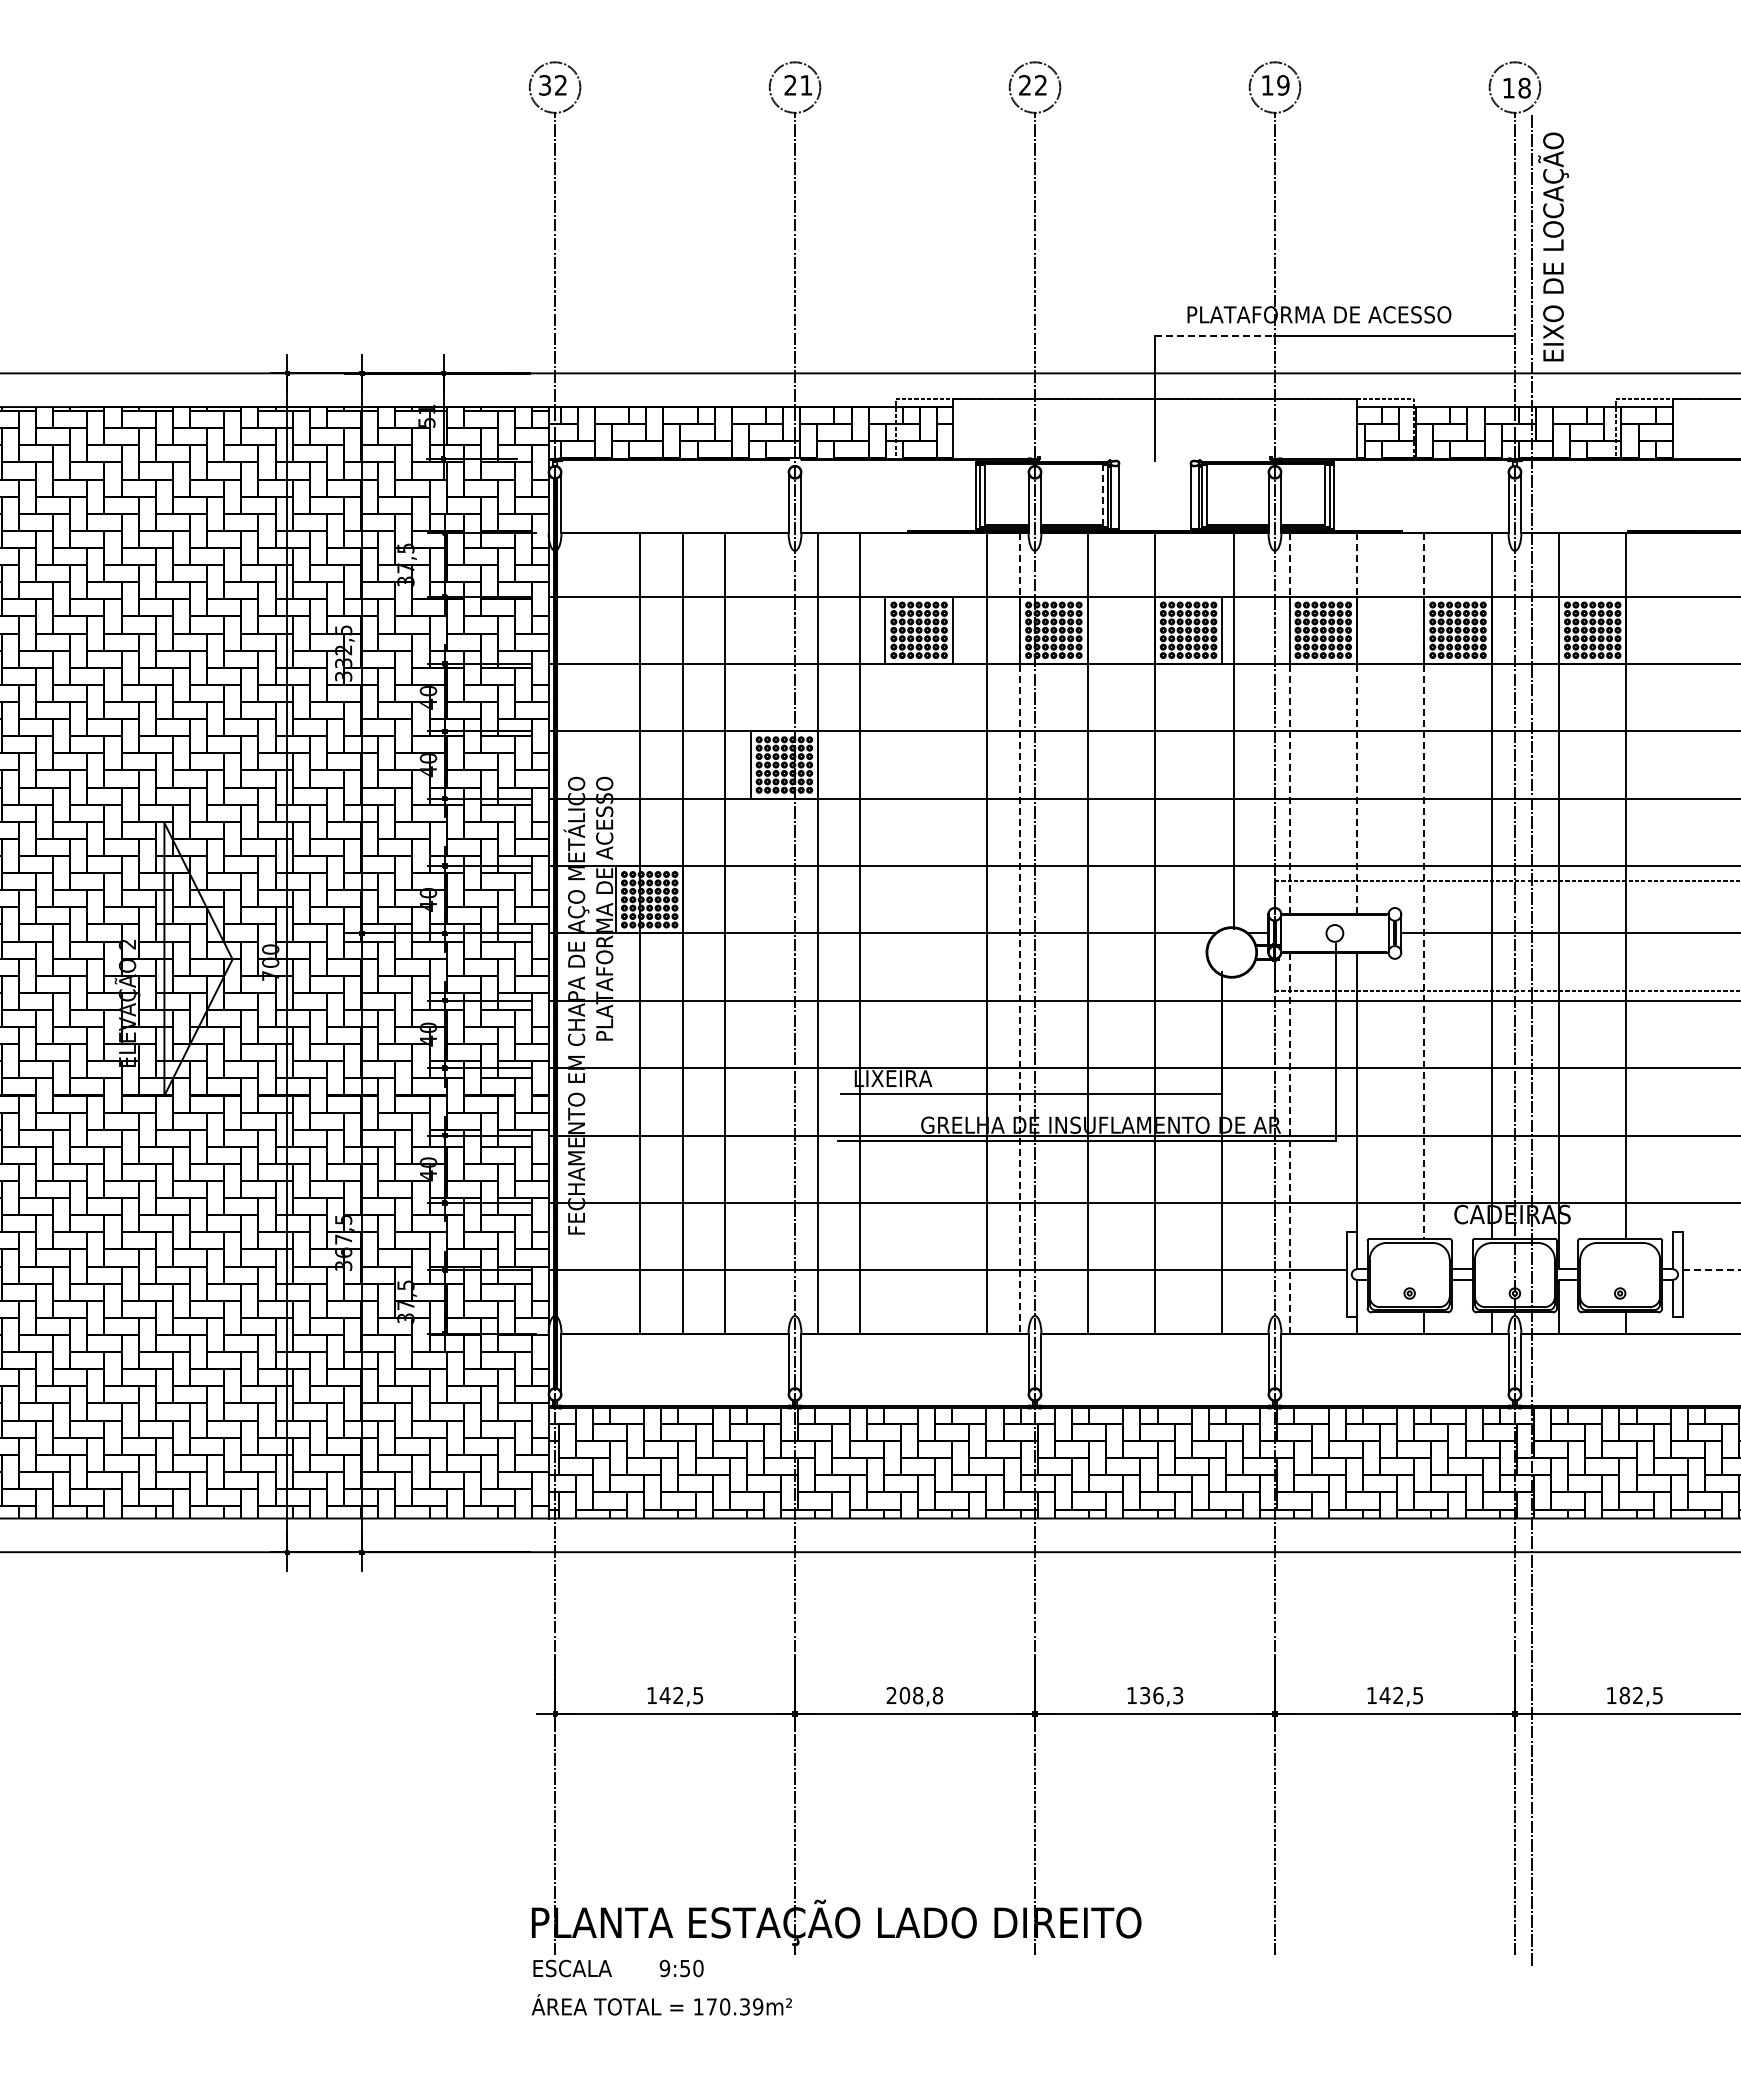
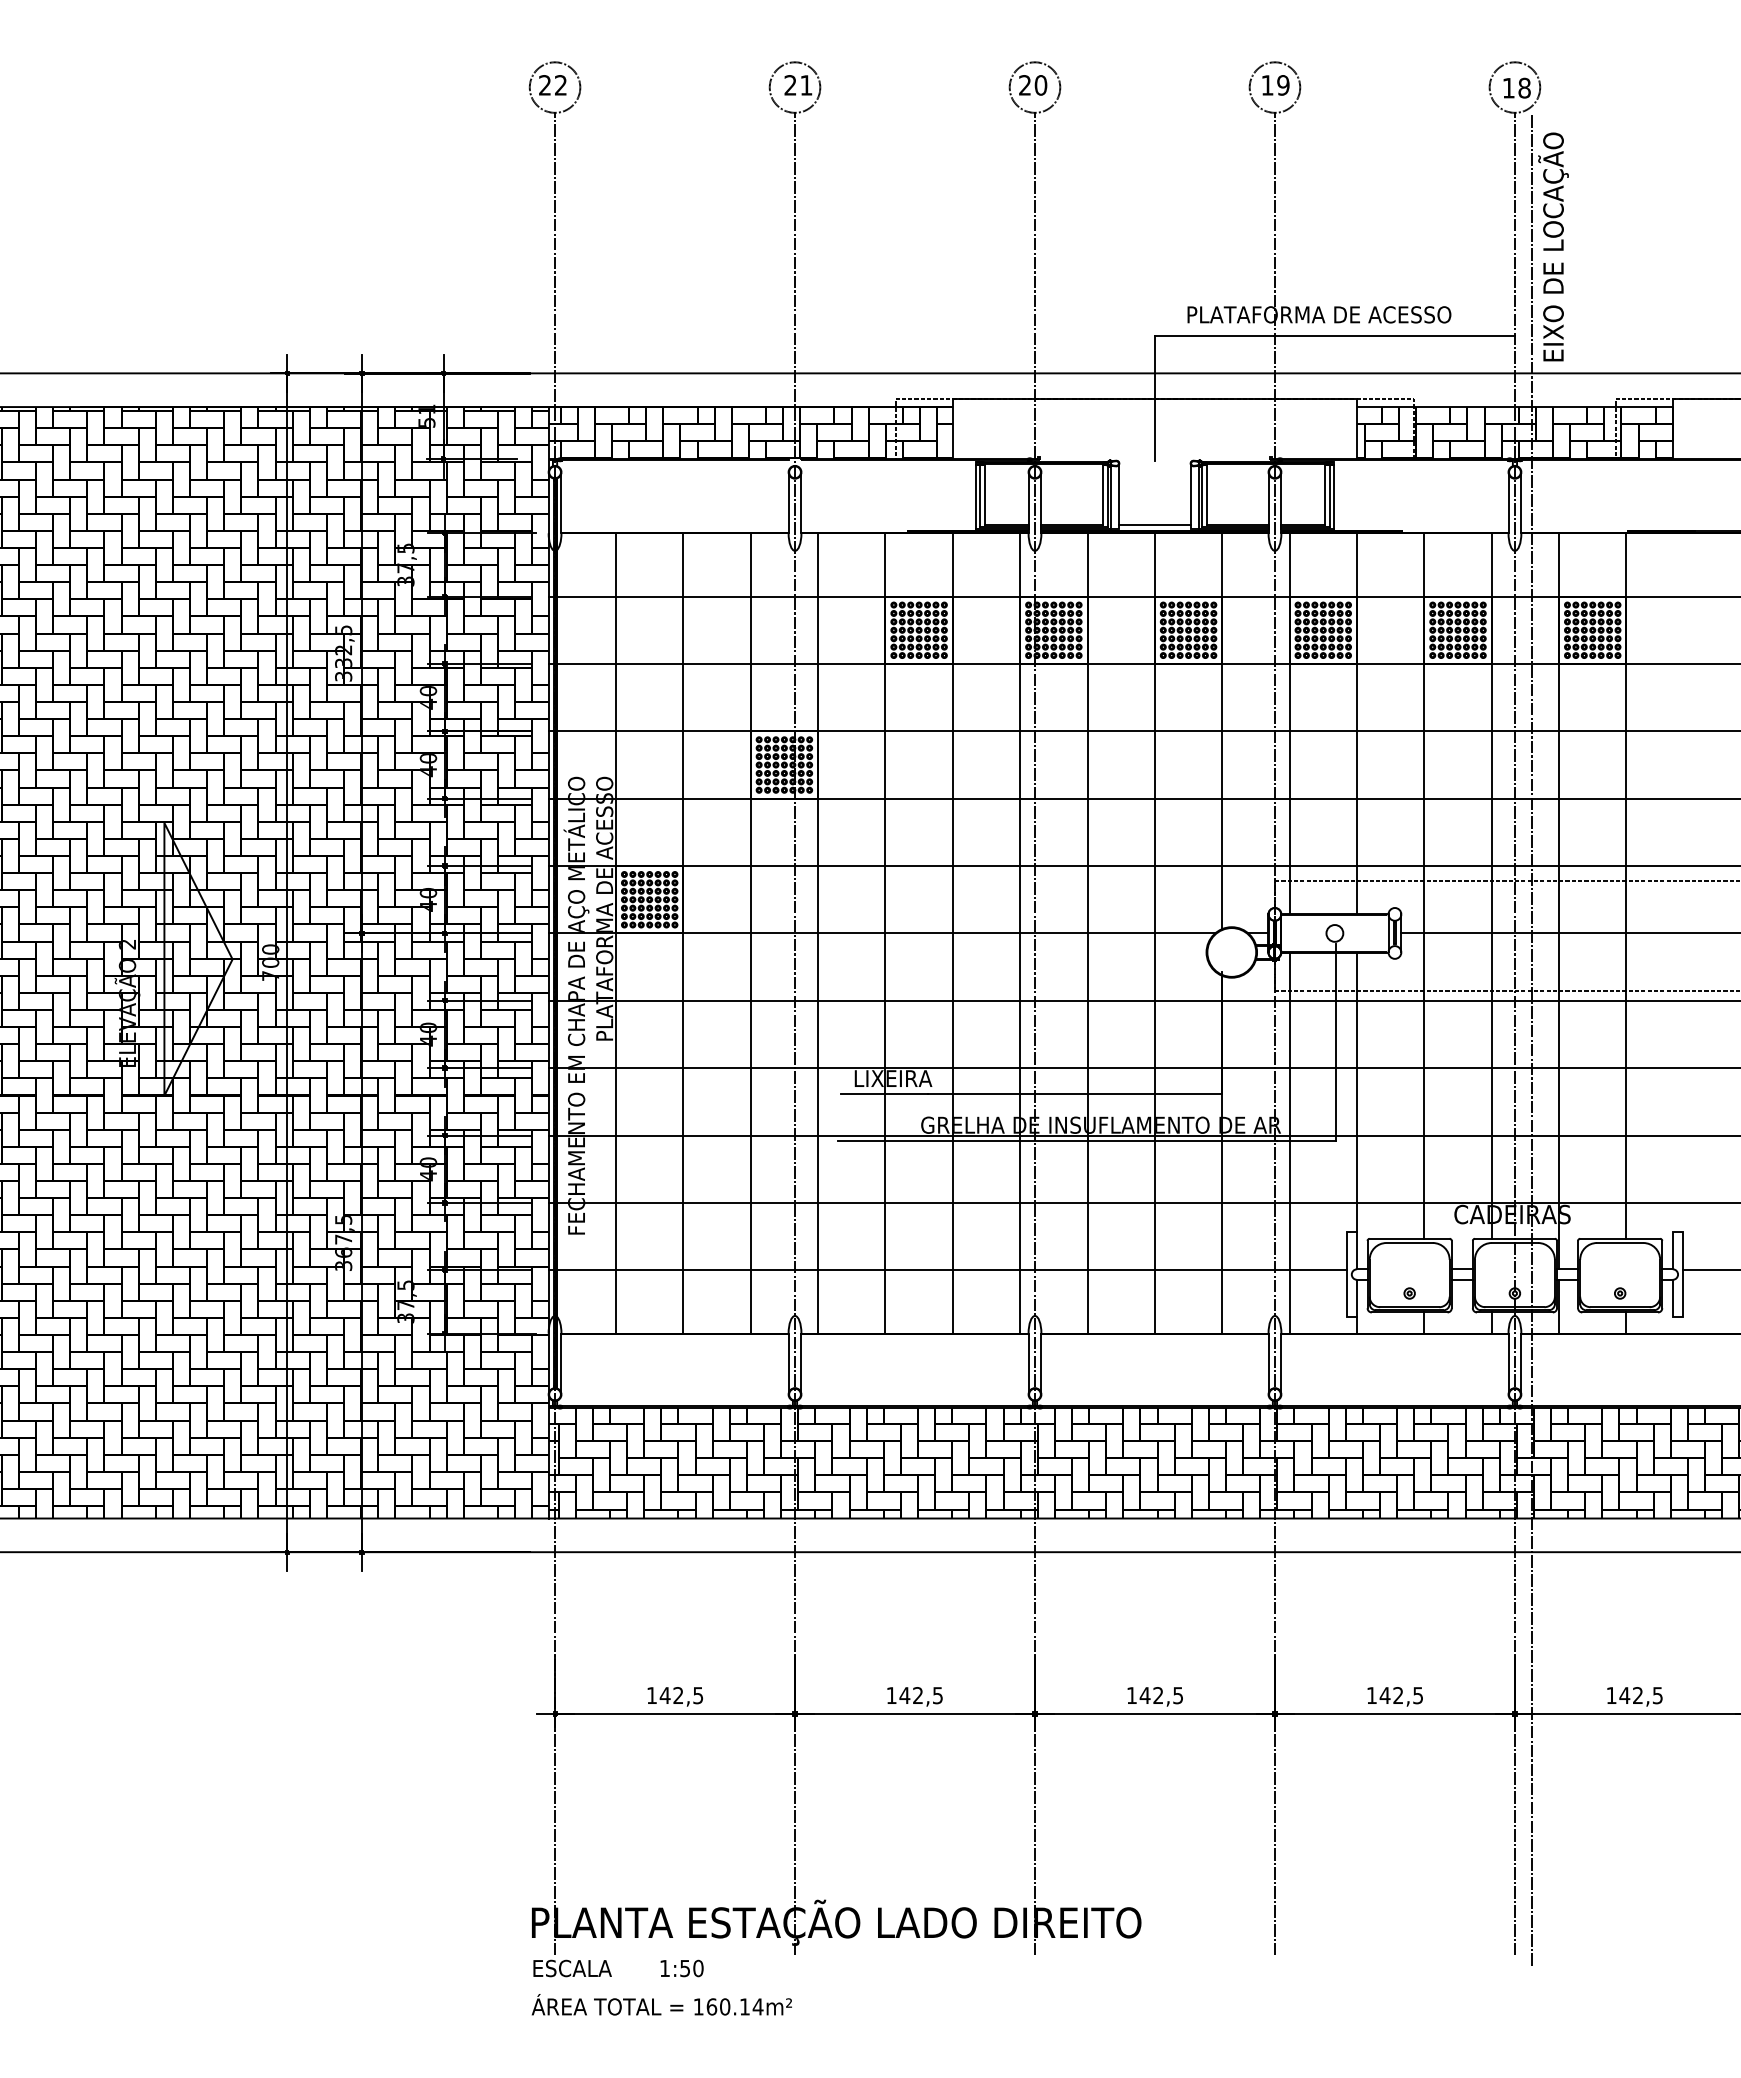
text: 32 -> 22 (545, 85)
text: 22 -> 20 (1040, 85)
line: dashed -> solid (1214, 336)
line: dashed -> solid (1102, 495)
line: none -> present (1154, 525)
line: dashed -> solid (1289, 723)
line: dashed -> solid (1356, 723)
line position: (1234, 731) -> (1222, 731) (1222, 731)
line: dashed -> solid (1424, 886)
line position: (640, 933) -> (616, 933) (616, 933)
line position: (724, 933) -> (750, 933) (750, 933)
line position: (860, 933) -> (885, 933) (885, 933)
line position: (986, 933) -> (952, 933) (952, 933)
line: dashed -> solid (1020, 933)
line: dashed -> solid (1289, 1143)
line: dashed -> solid (1712, 1270)
text: 208,8 -> 142,5 (914, 1695)
text: 136,3 -> 142,5 (1161, 1695)
text: 182,5 -> 142,5 (1624, 1695)
text: 9:50 -> 1:50 (664, 1968)
text: 170.39m² -> 160.14m² (734, 2006)
